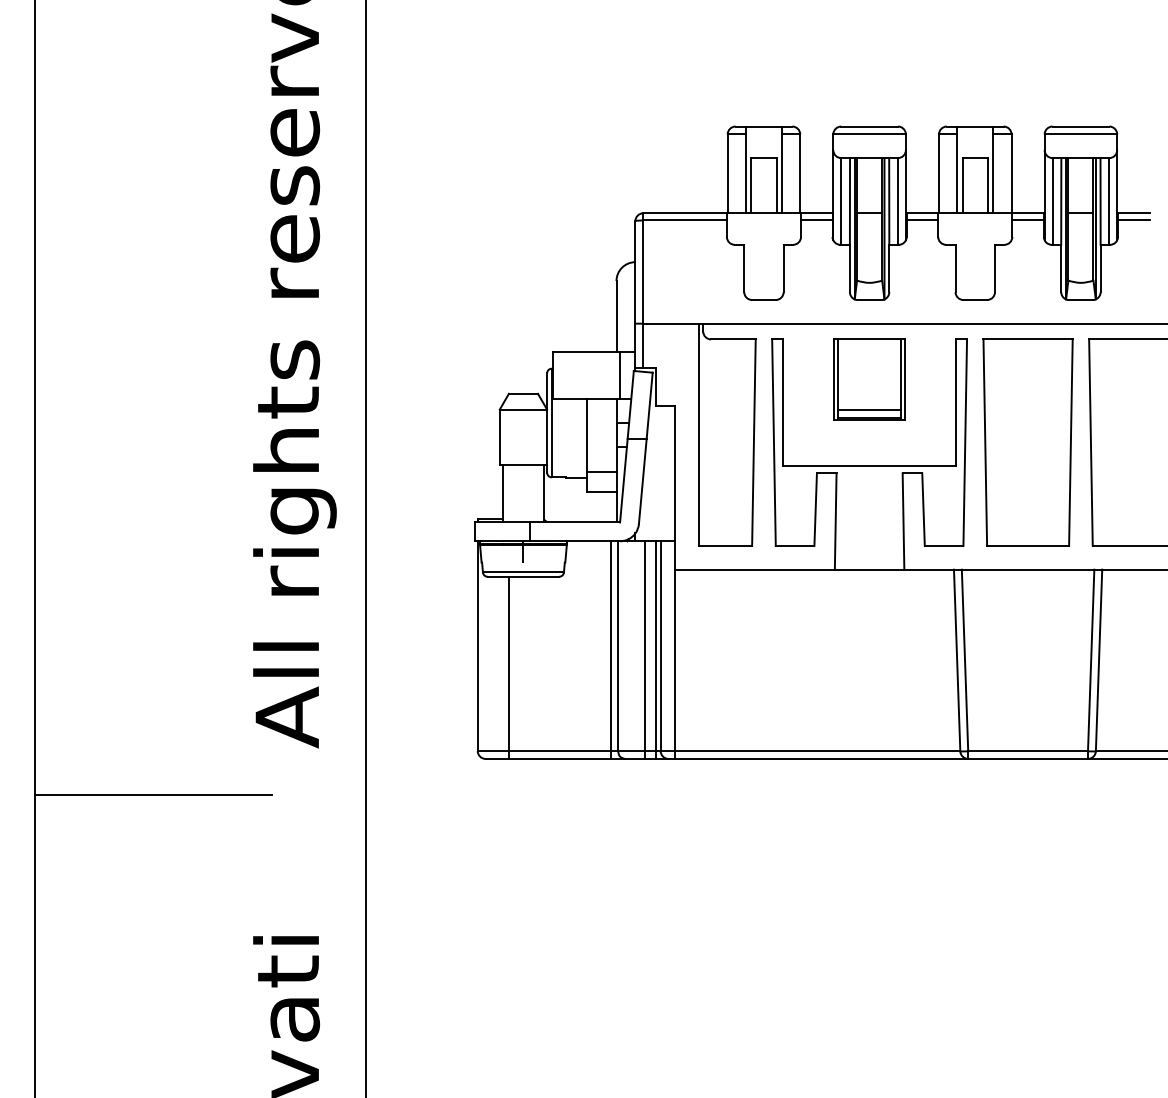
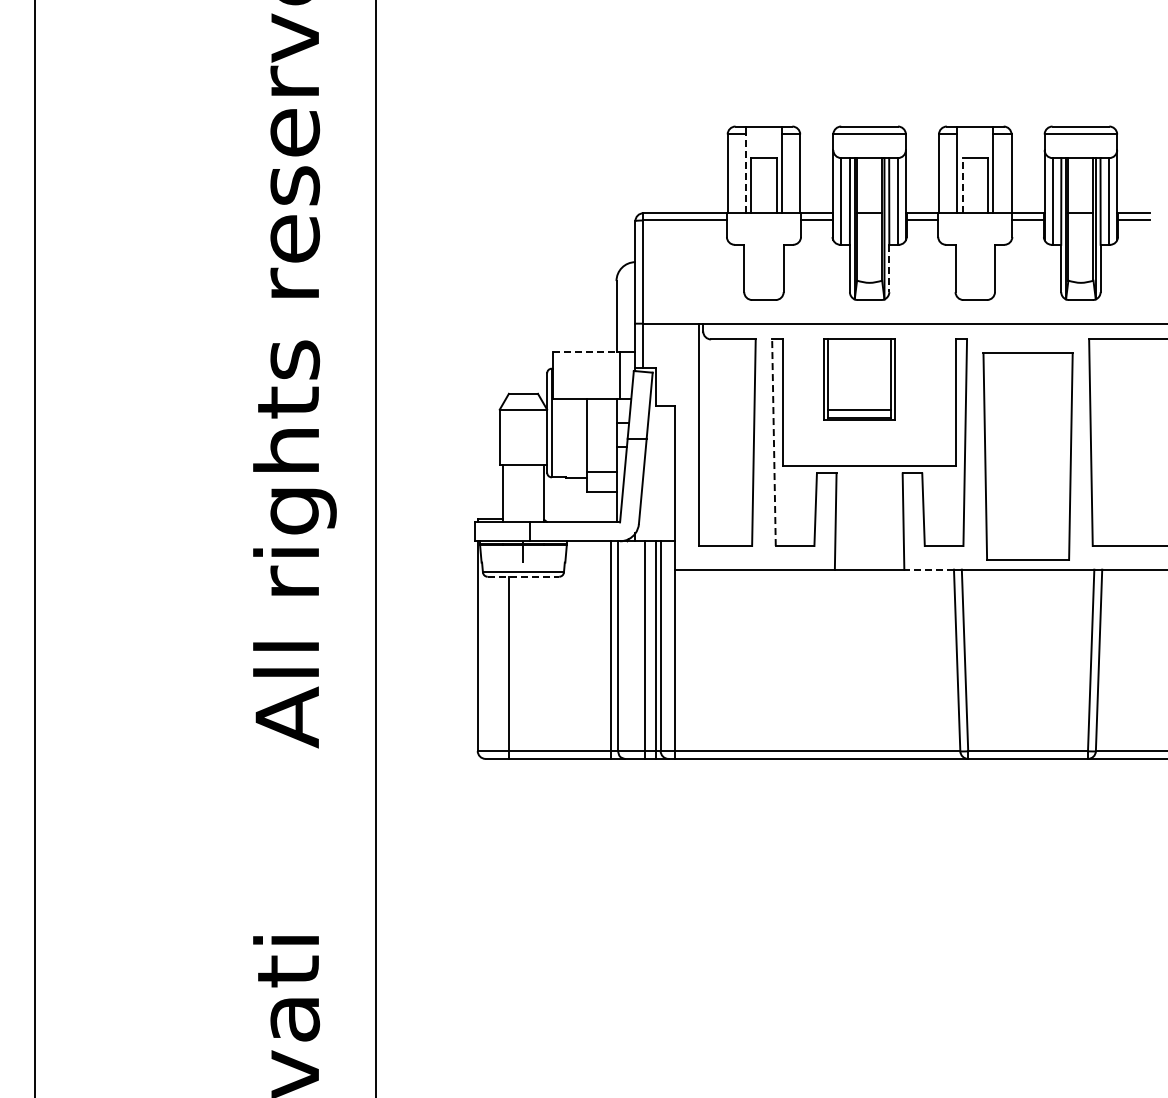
line: solid -> dashed (745, 173)
line: solid -> dashed (962, 185)
line: solid -> dashed (889, 268)
line: solid -> dashed (584, 352)
part position: (869, 379) -> (859, 379) (859, 379)
line: solid -> dashed (773, 442)
part position: (1027, 442) -> (1027, 456) (1027, 456)
line position: (366, 548) -> (376, 548) (376, 548)
line: solid -> dashed (929, 569)
line: solid -> dashed (523, 576)
line: present -> none (153, 795)
